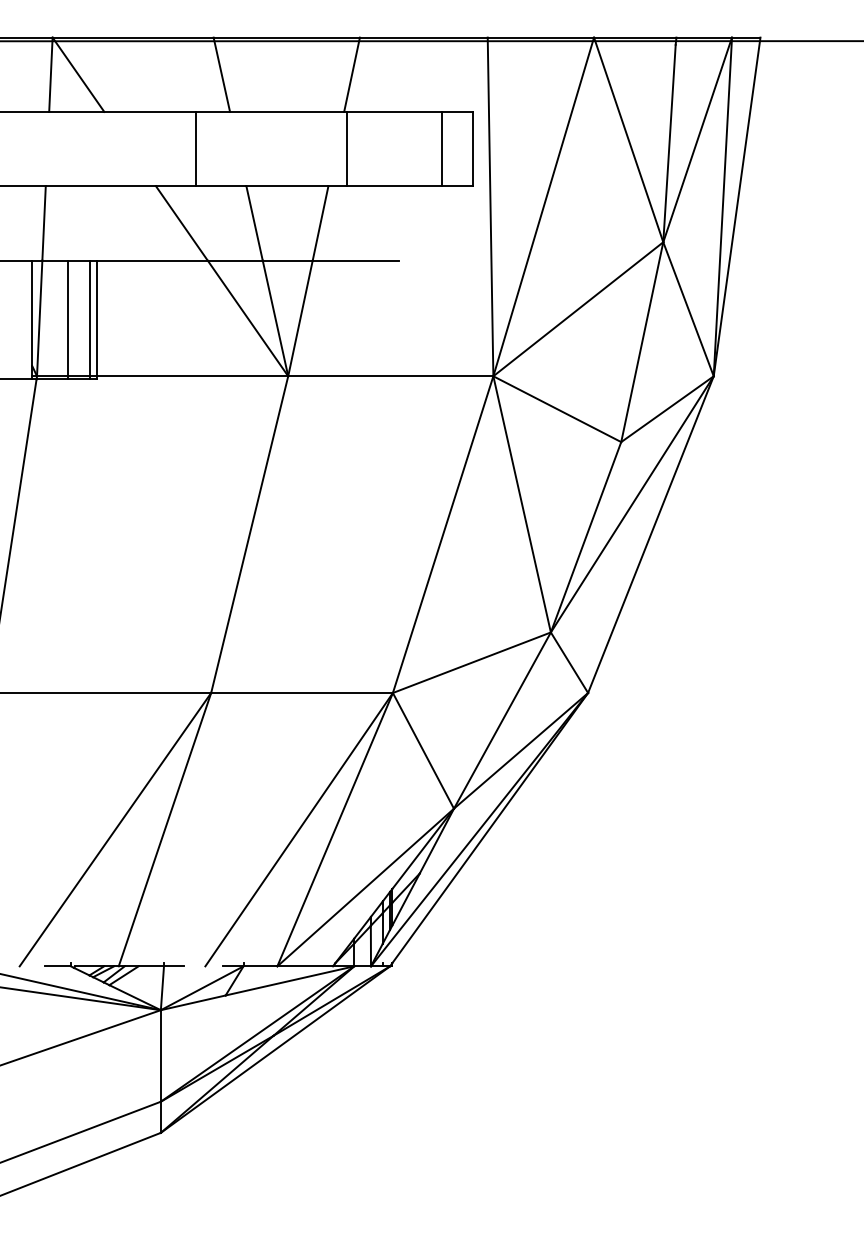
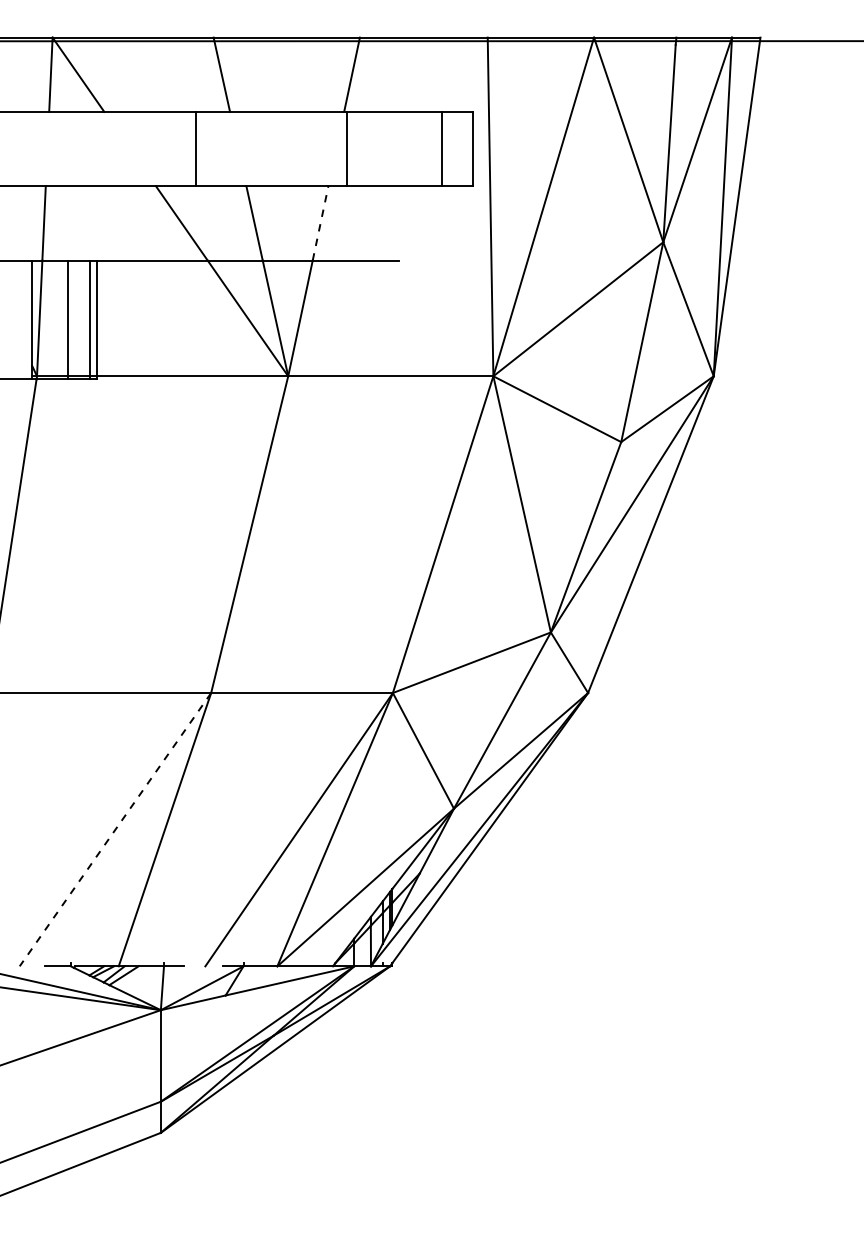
line: solid -> dashed (320, 223)
line: solid -> dashed (115, 829)
